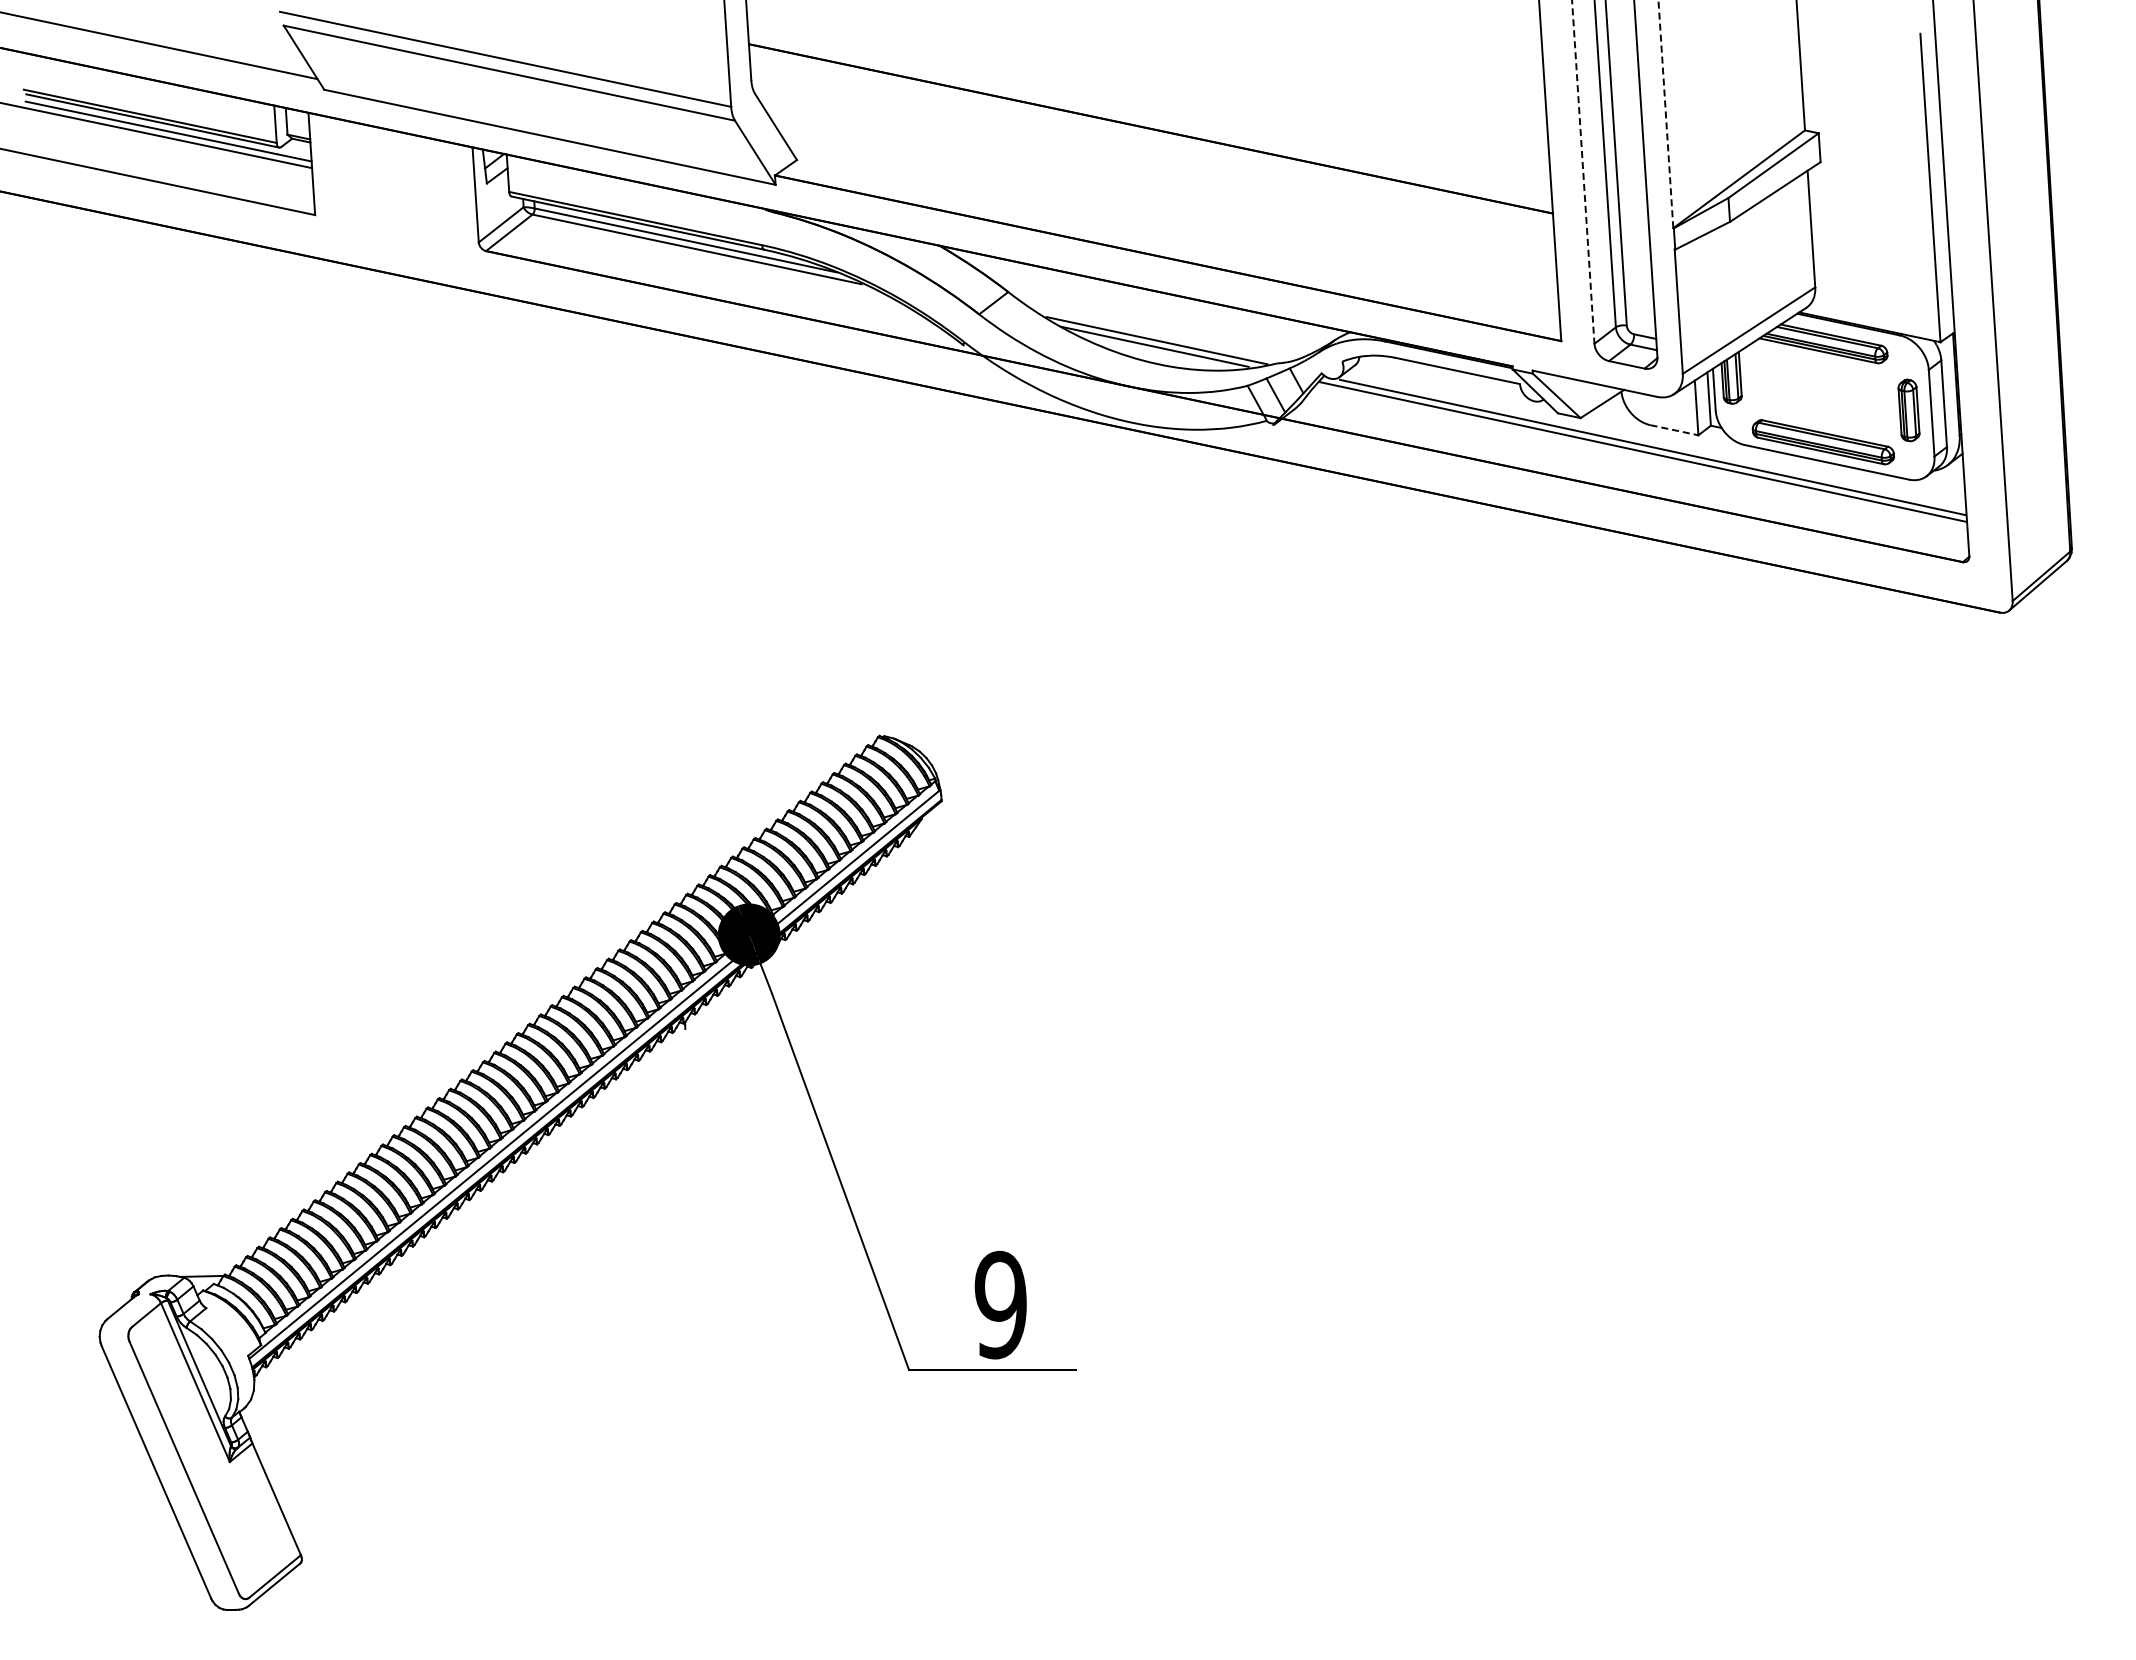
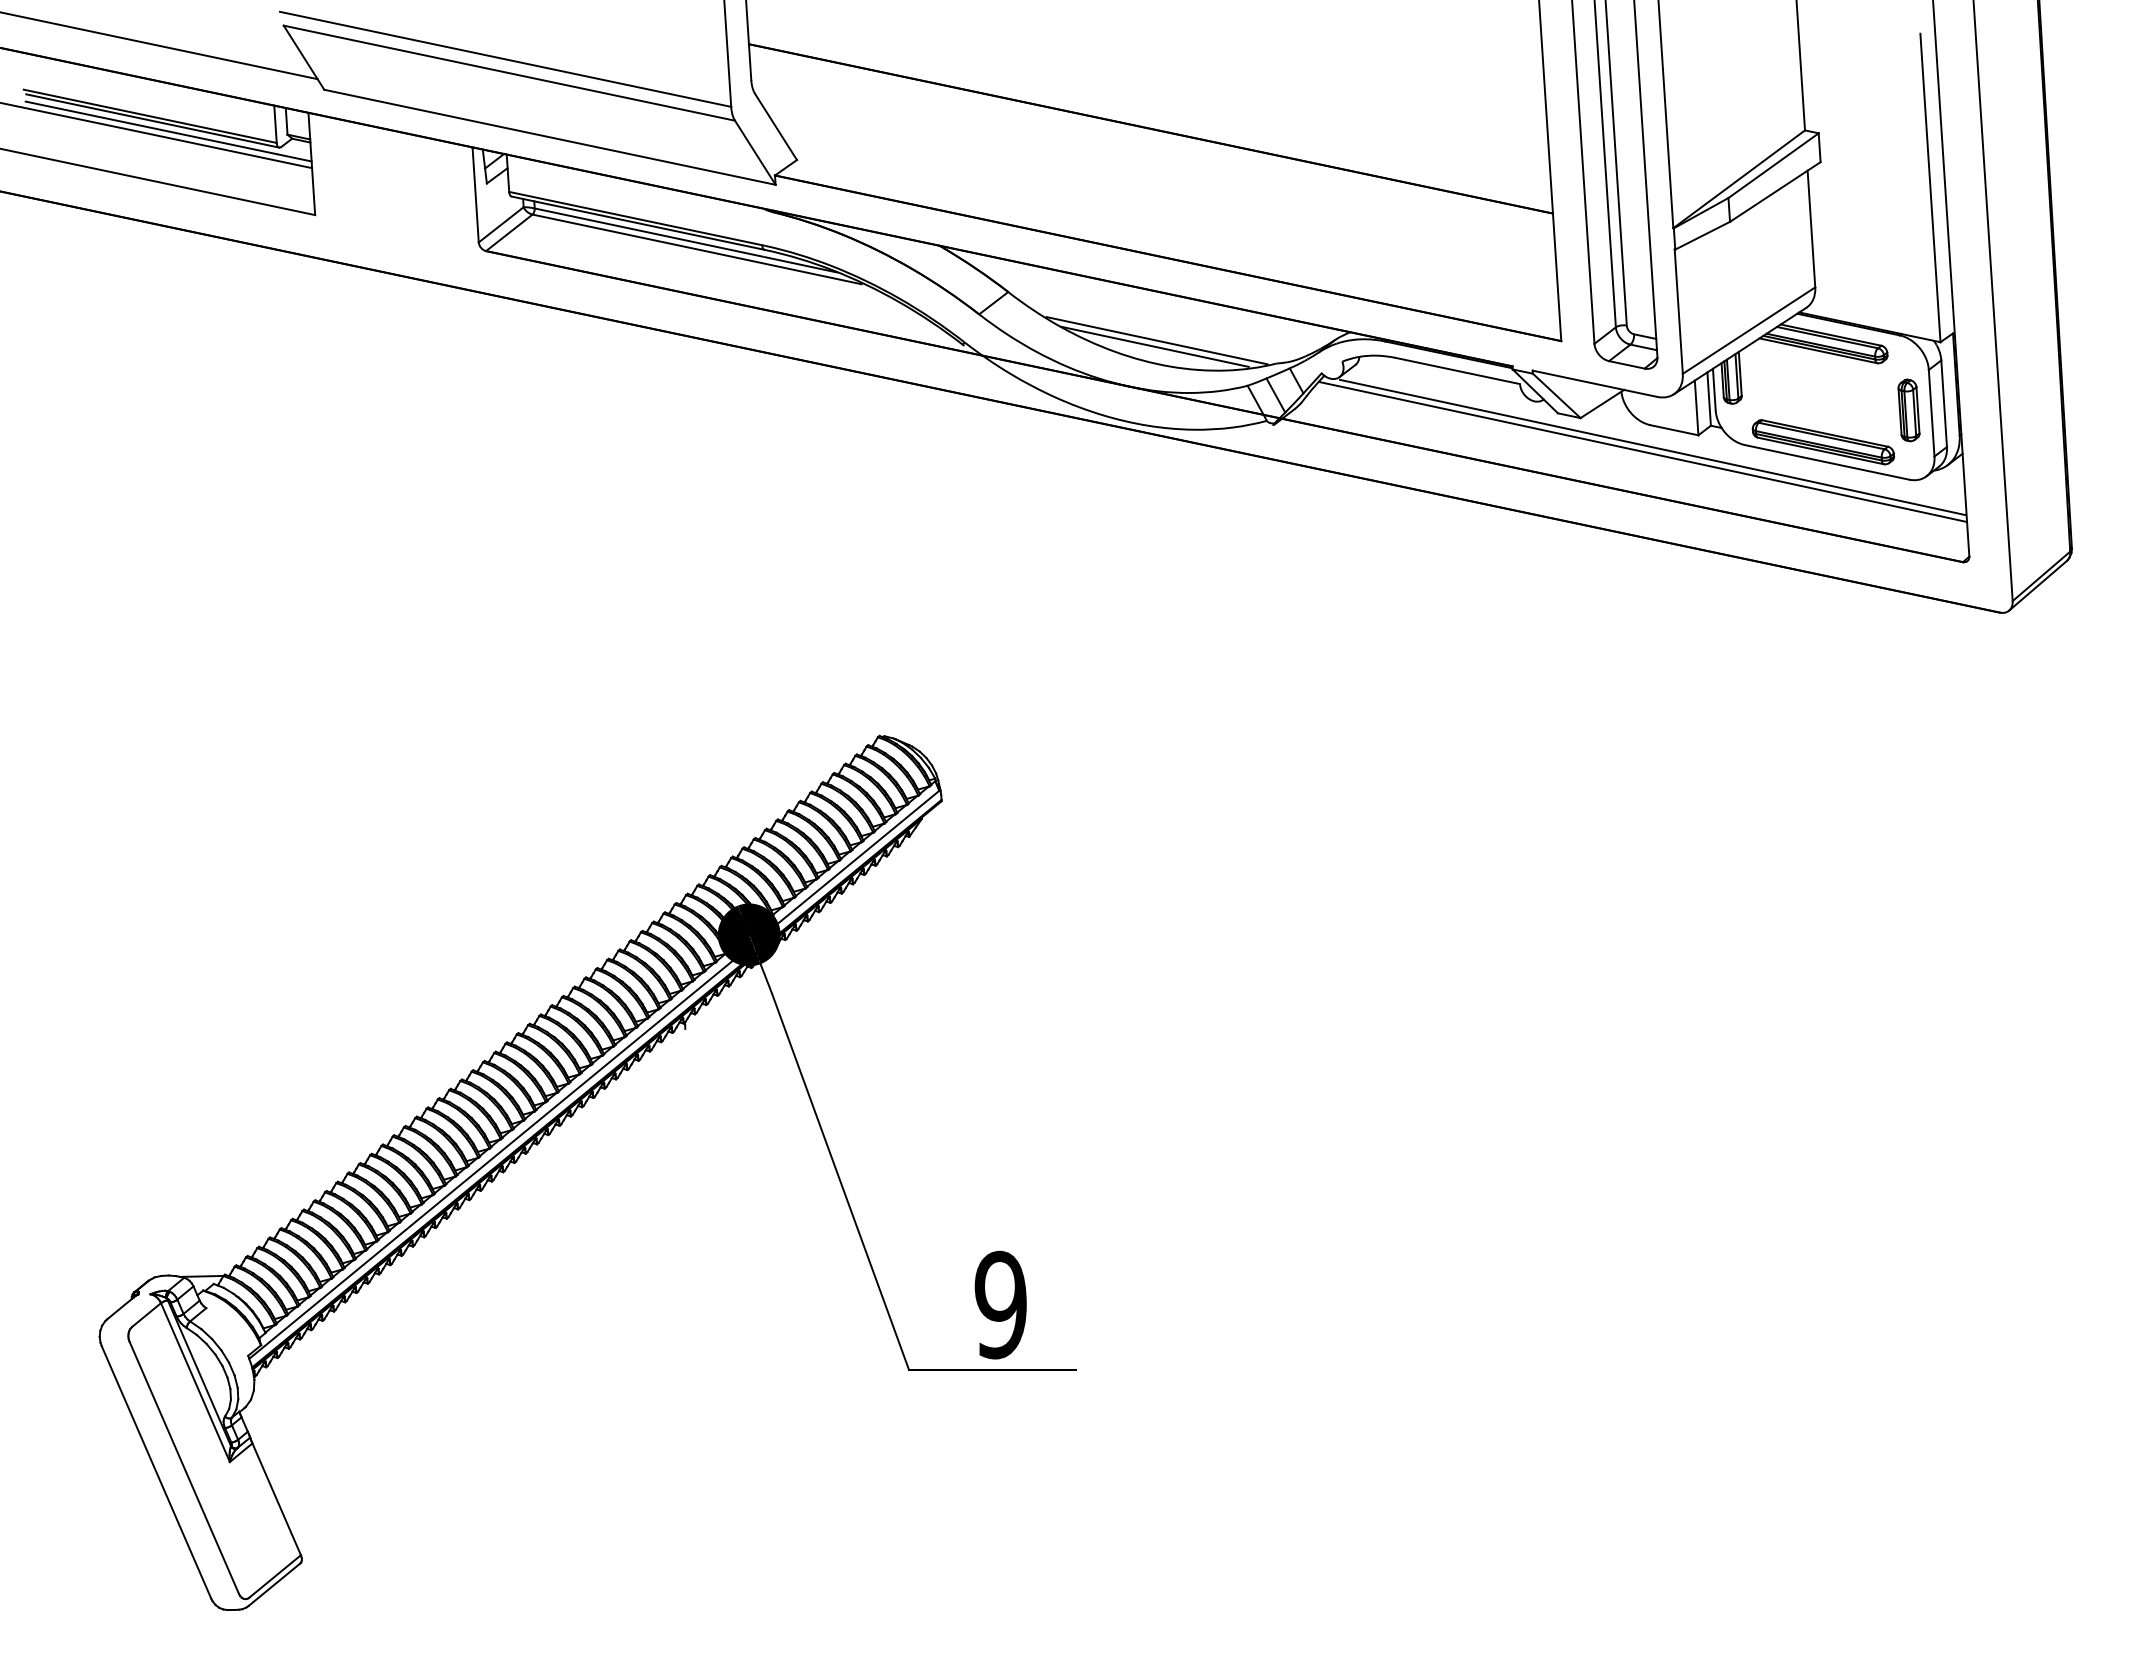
line: dashed -> solid (1665, 114)
line: dashed -> solid (1583, 172)
line: dashed -> solid (1674, 430)
